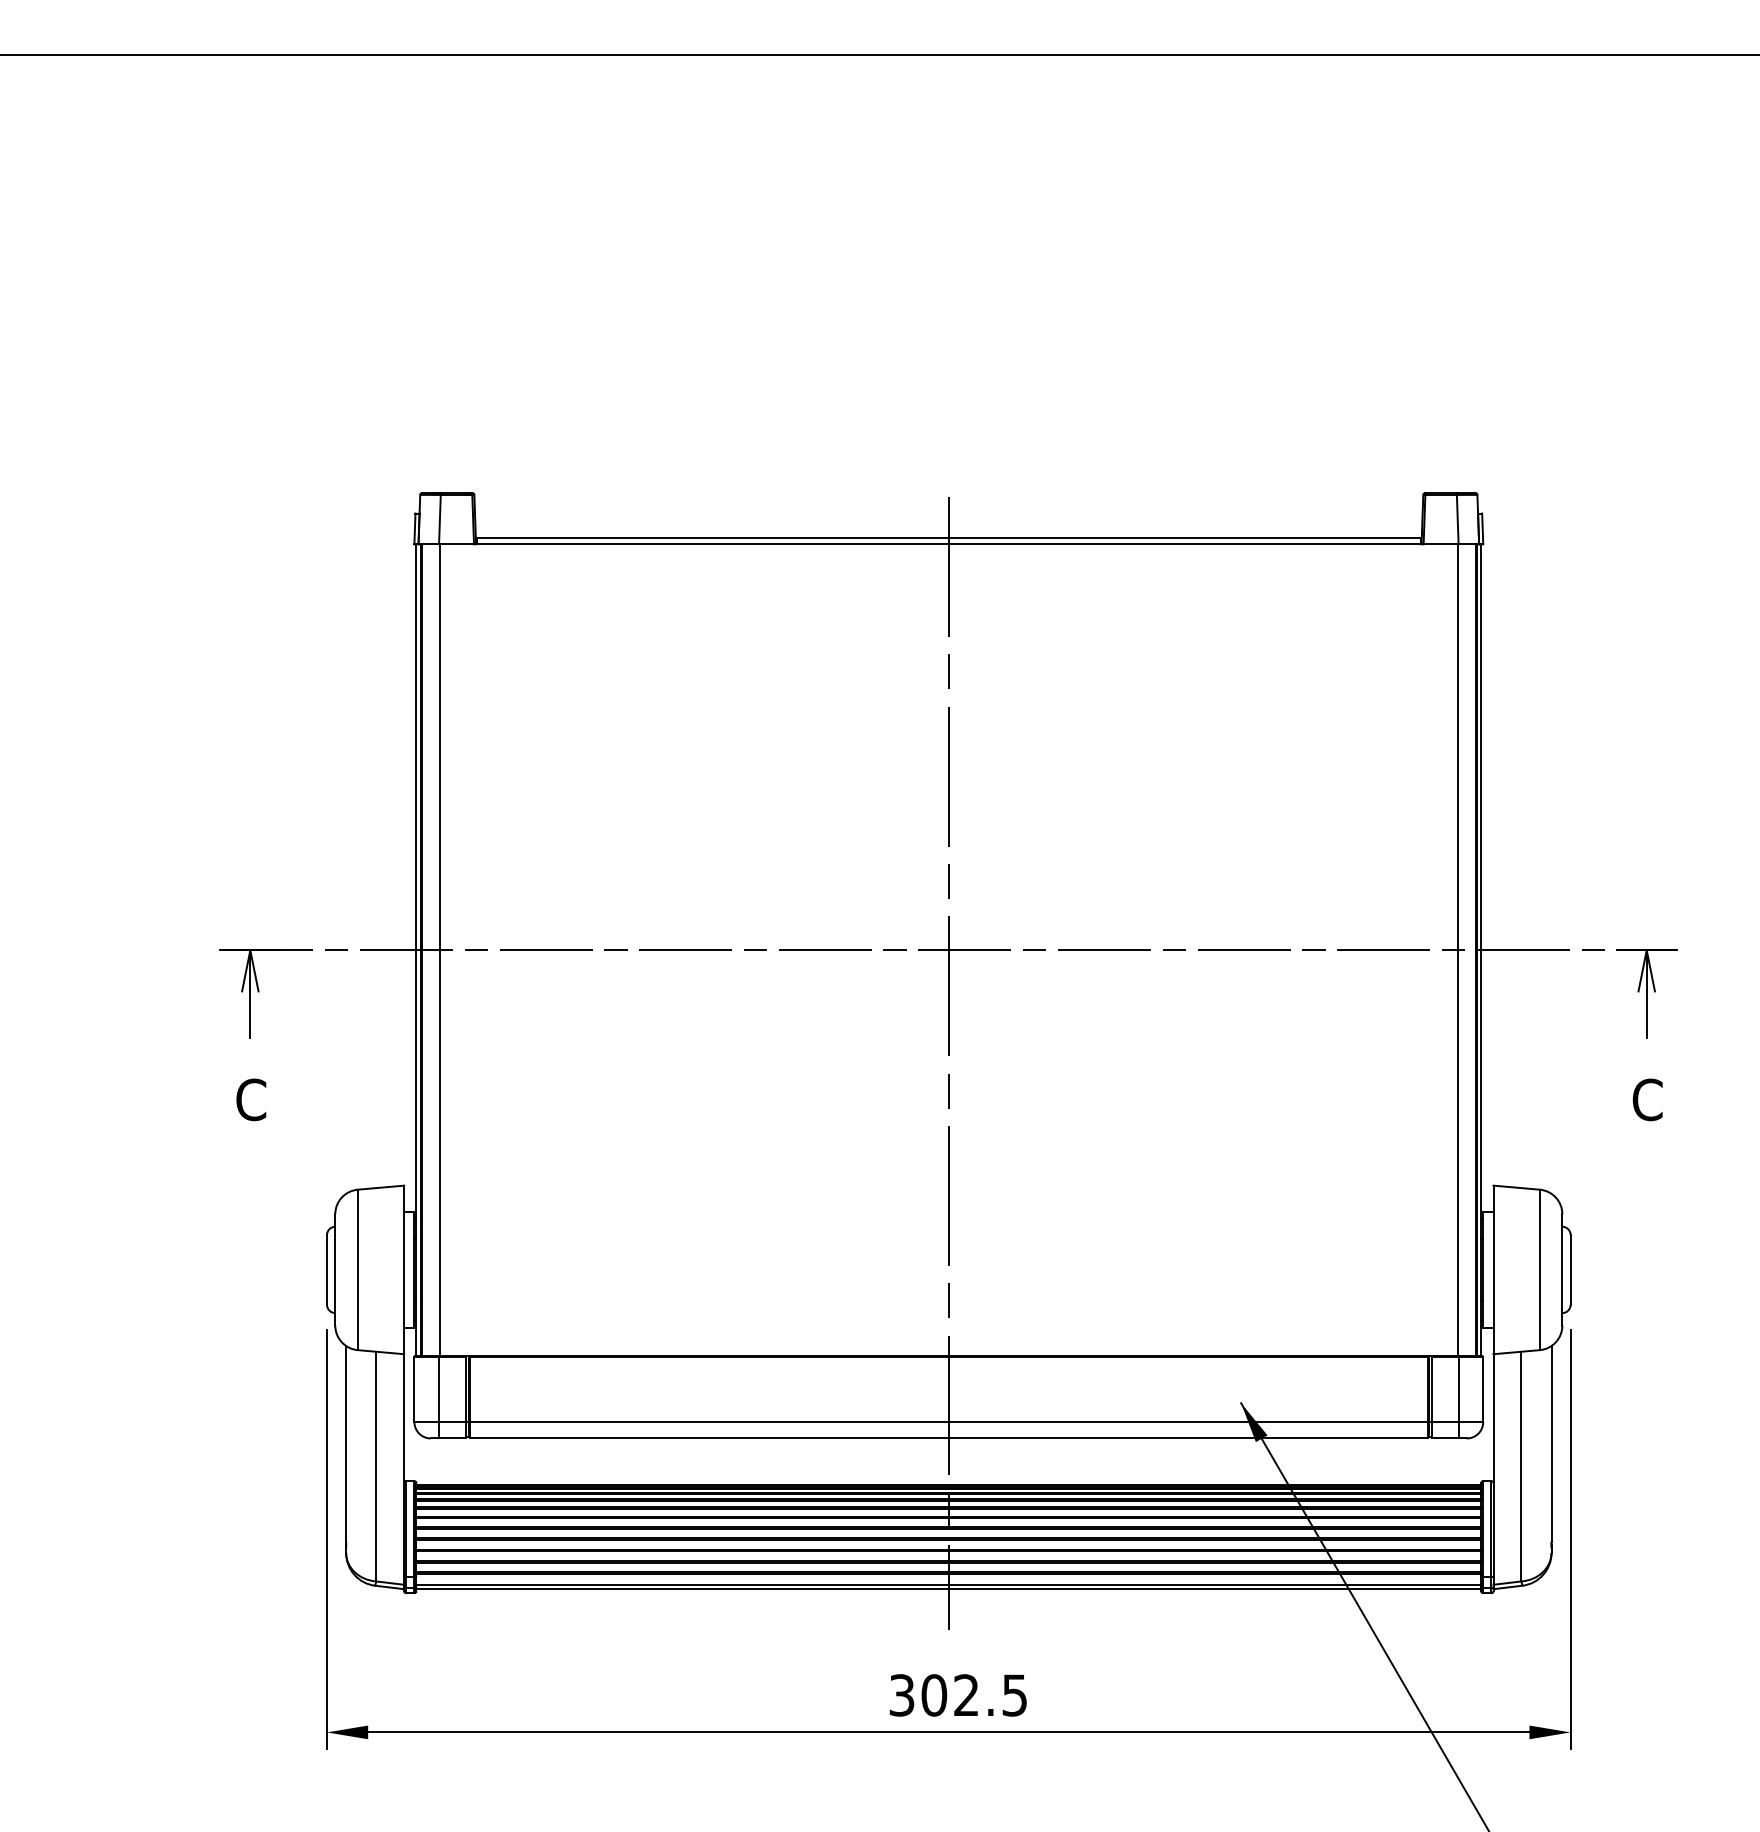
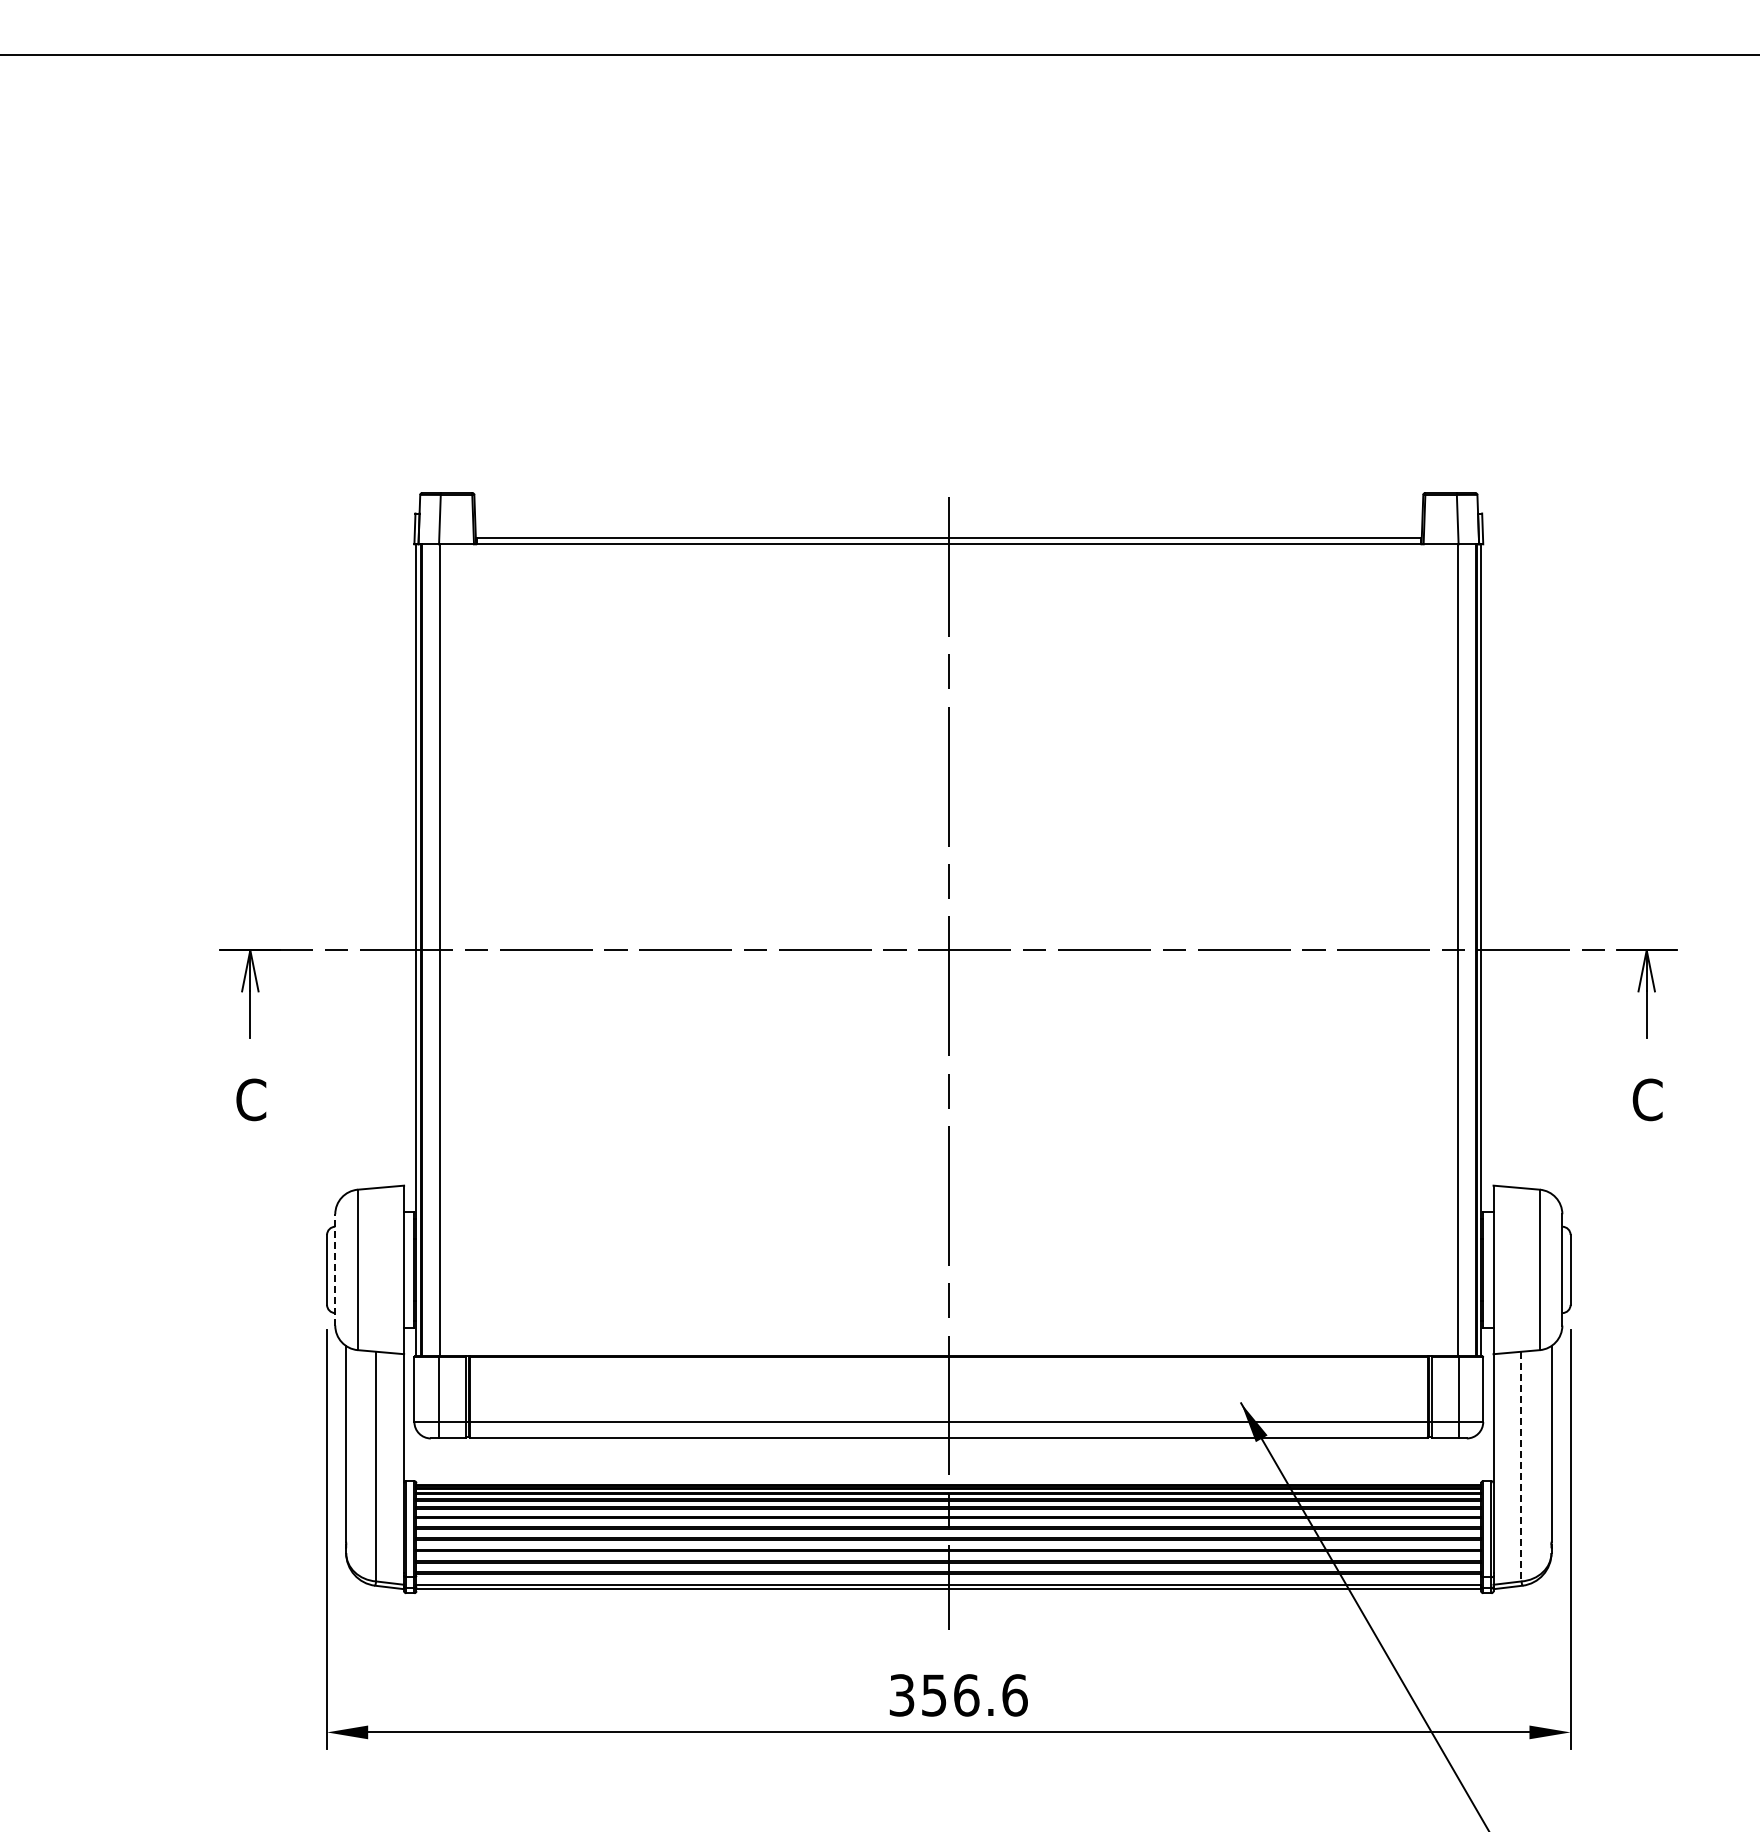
line: solid -> dashed (335, 1269)
line: solid -> dashed (1521, 1466)
text: 302.5 -> 356.6 (974, 1695)
